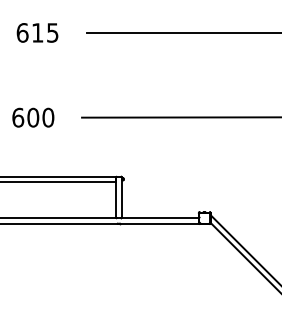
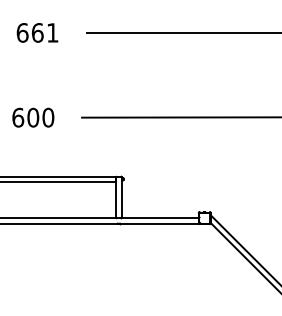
text: 615 -> 661 (45, 32)
